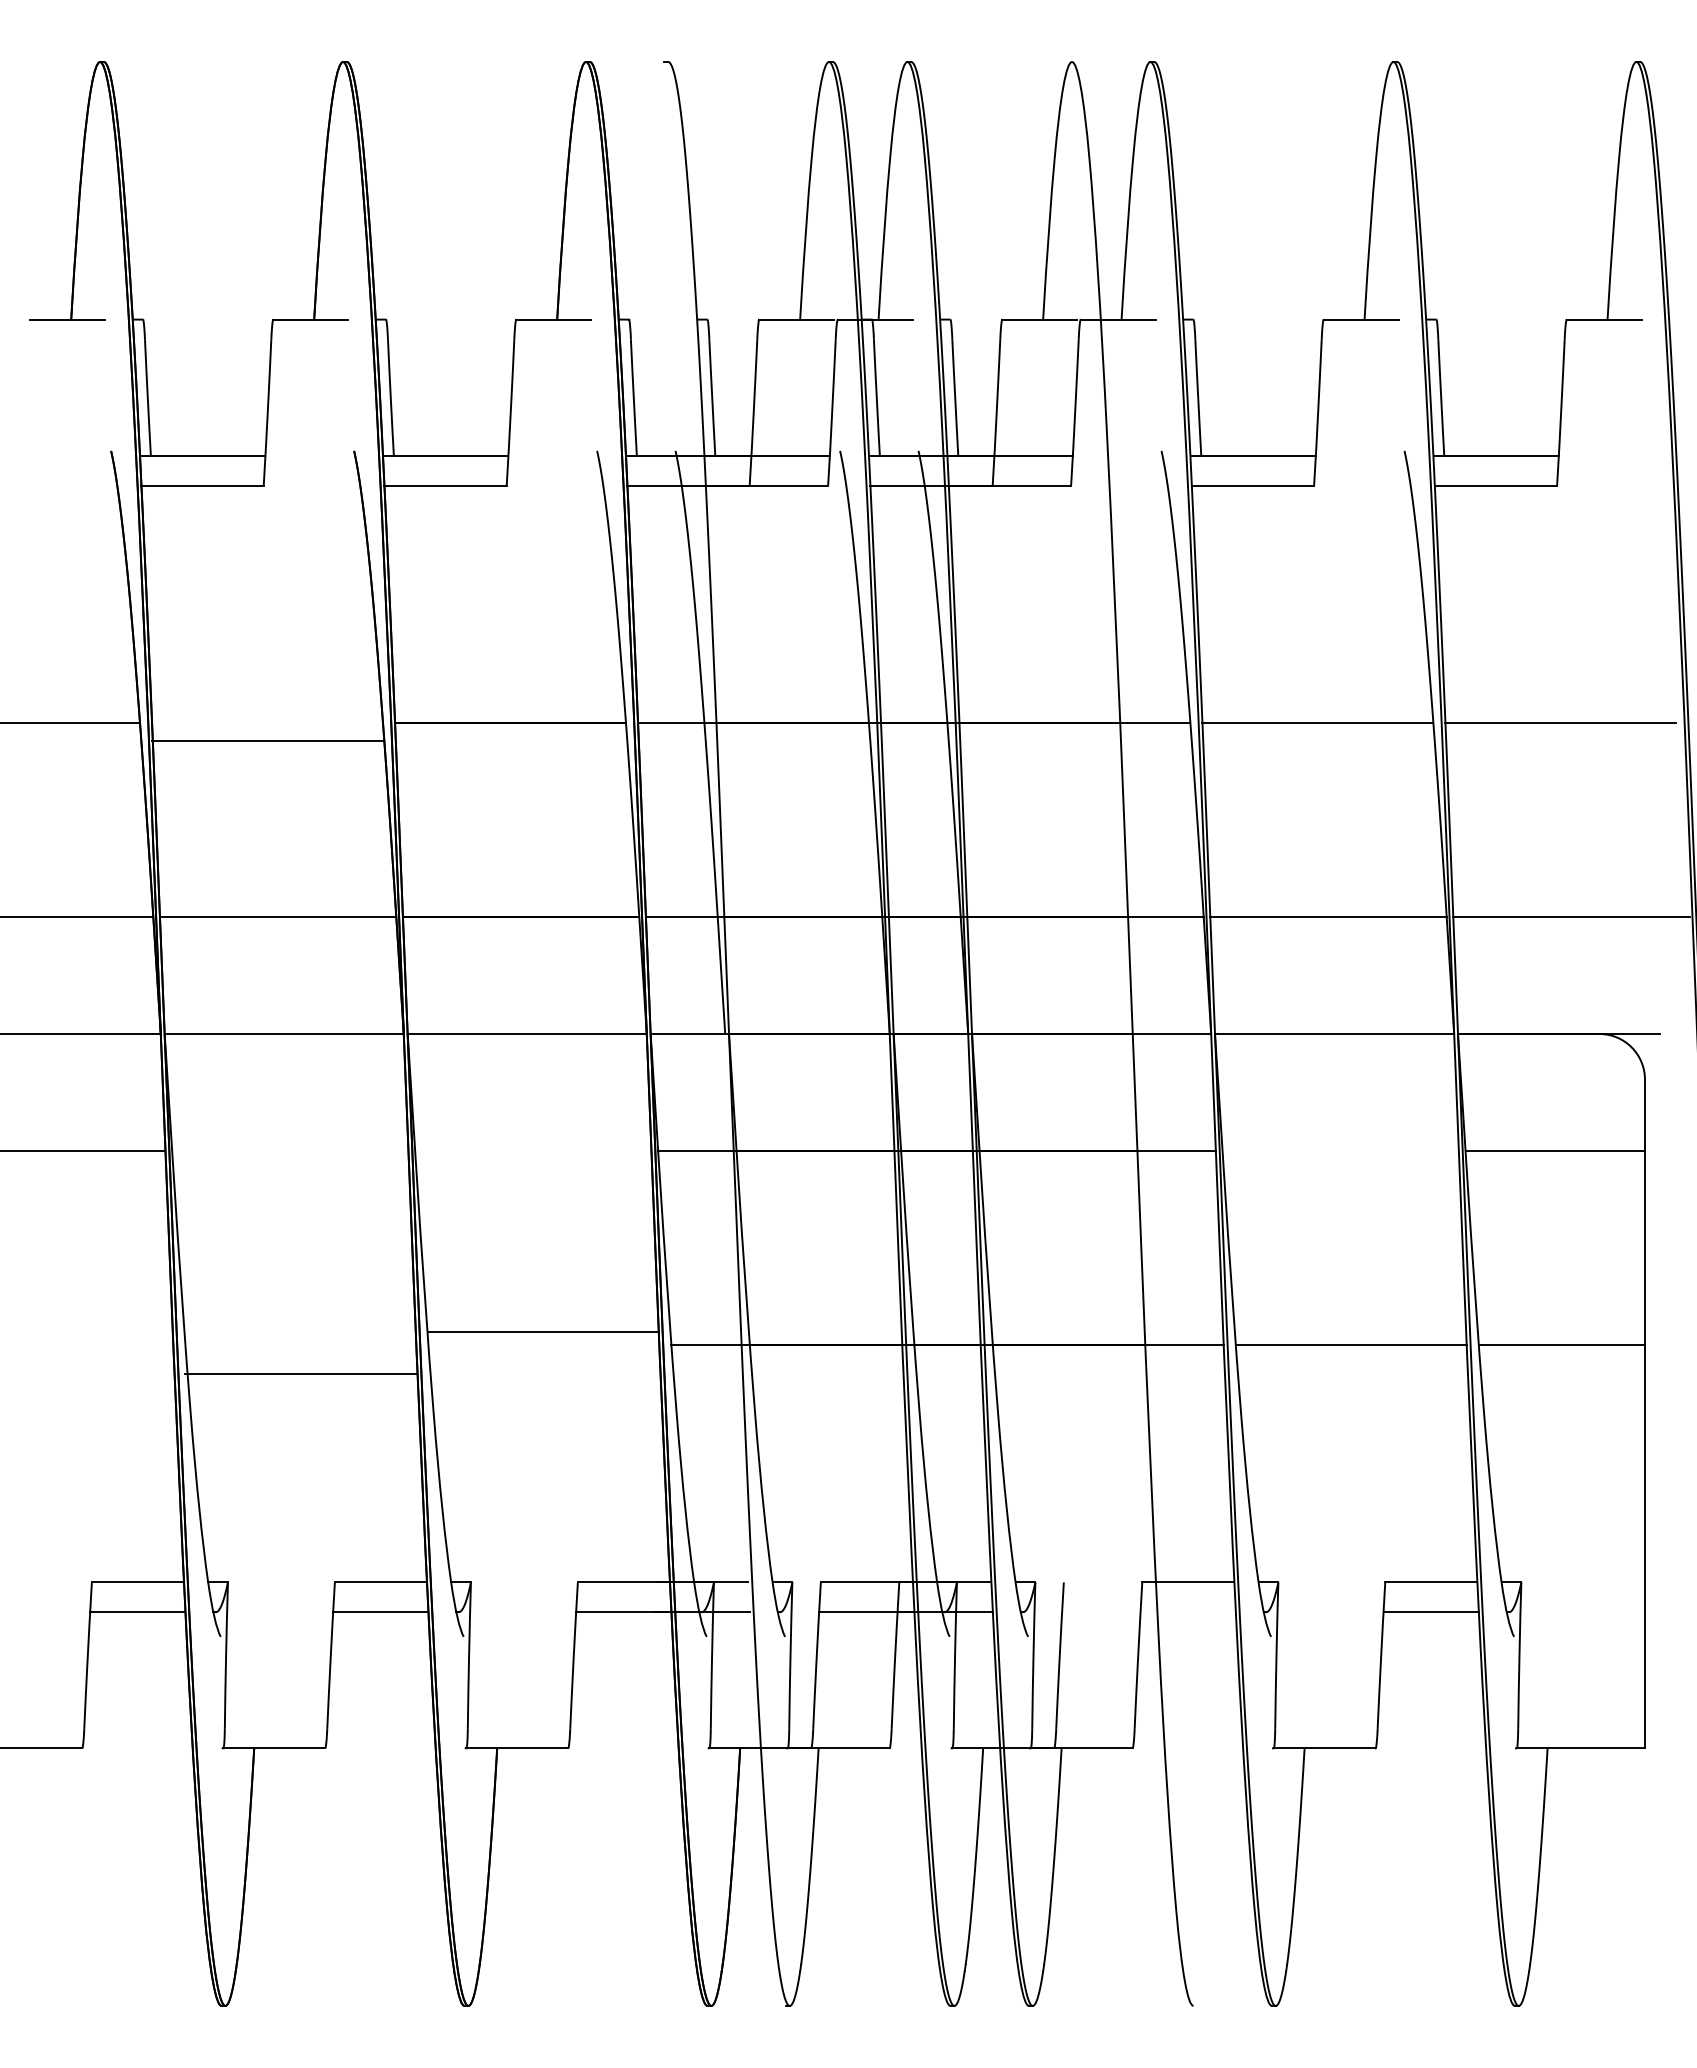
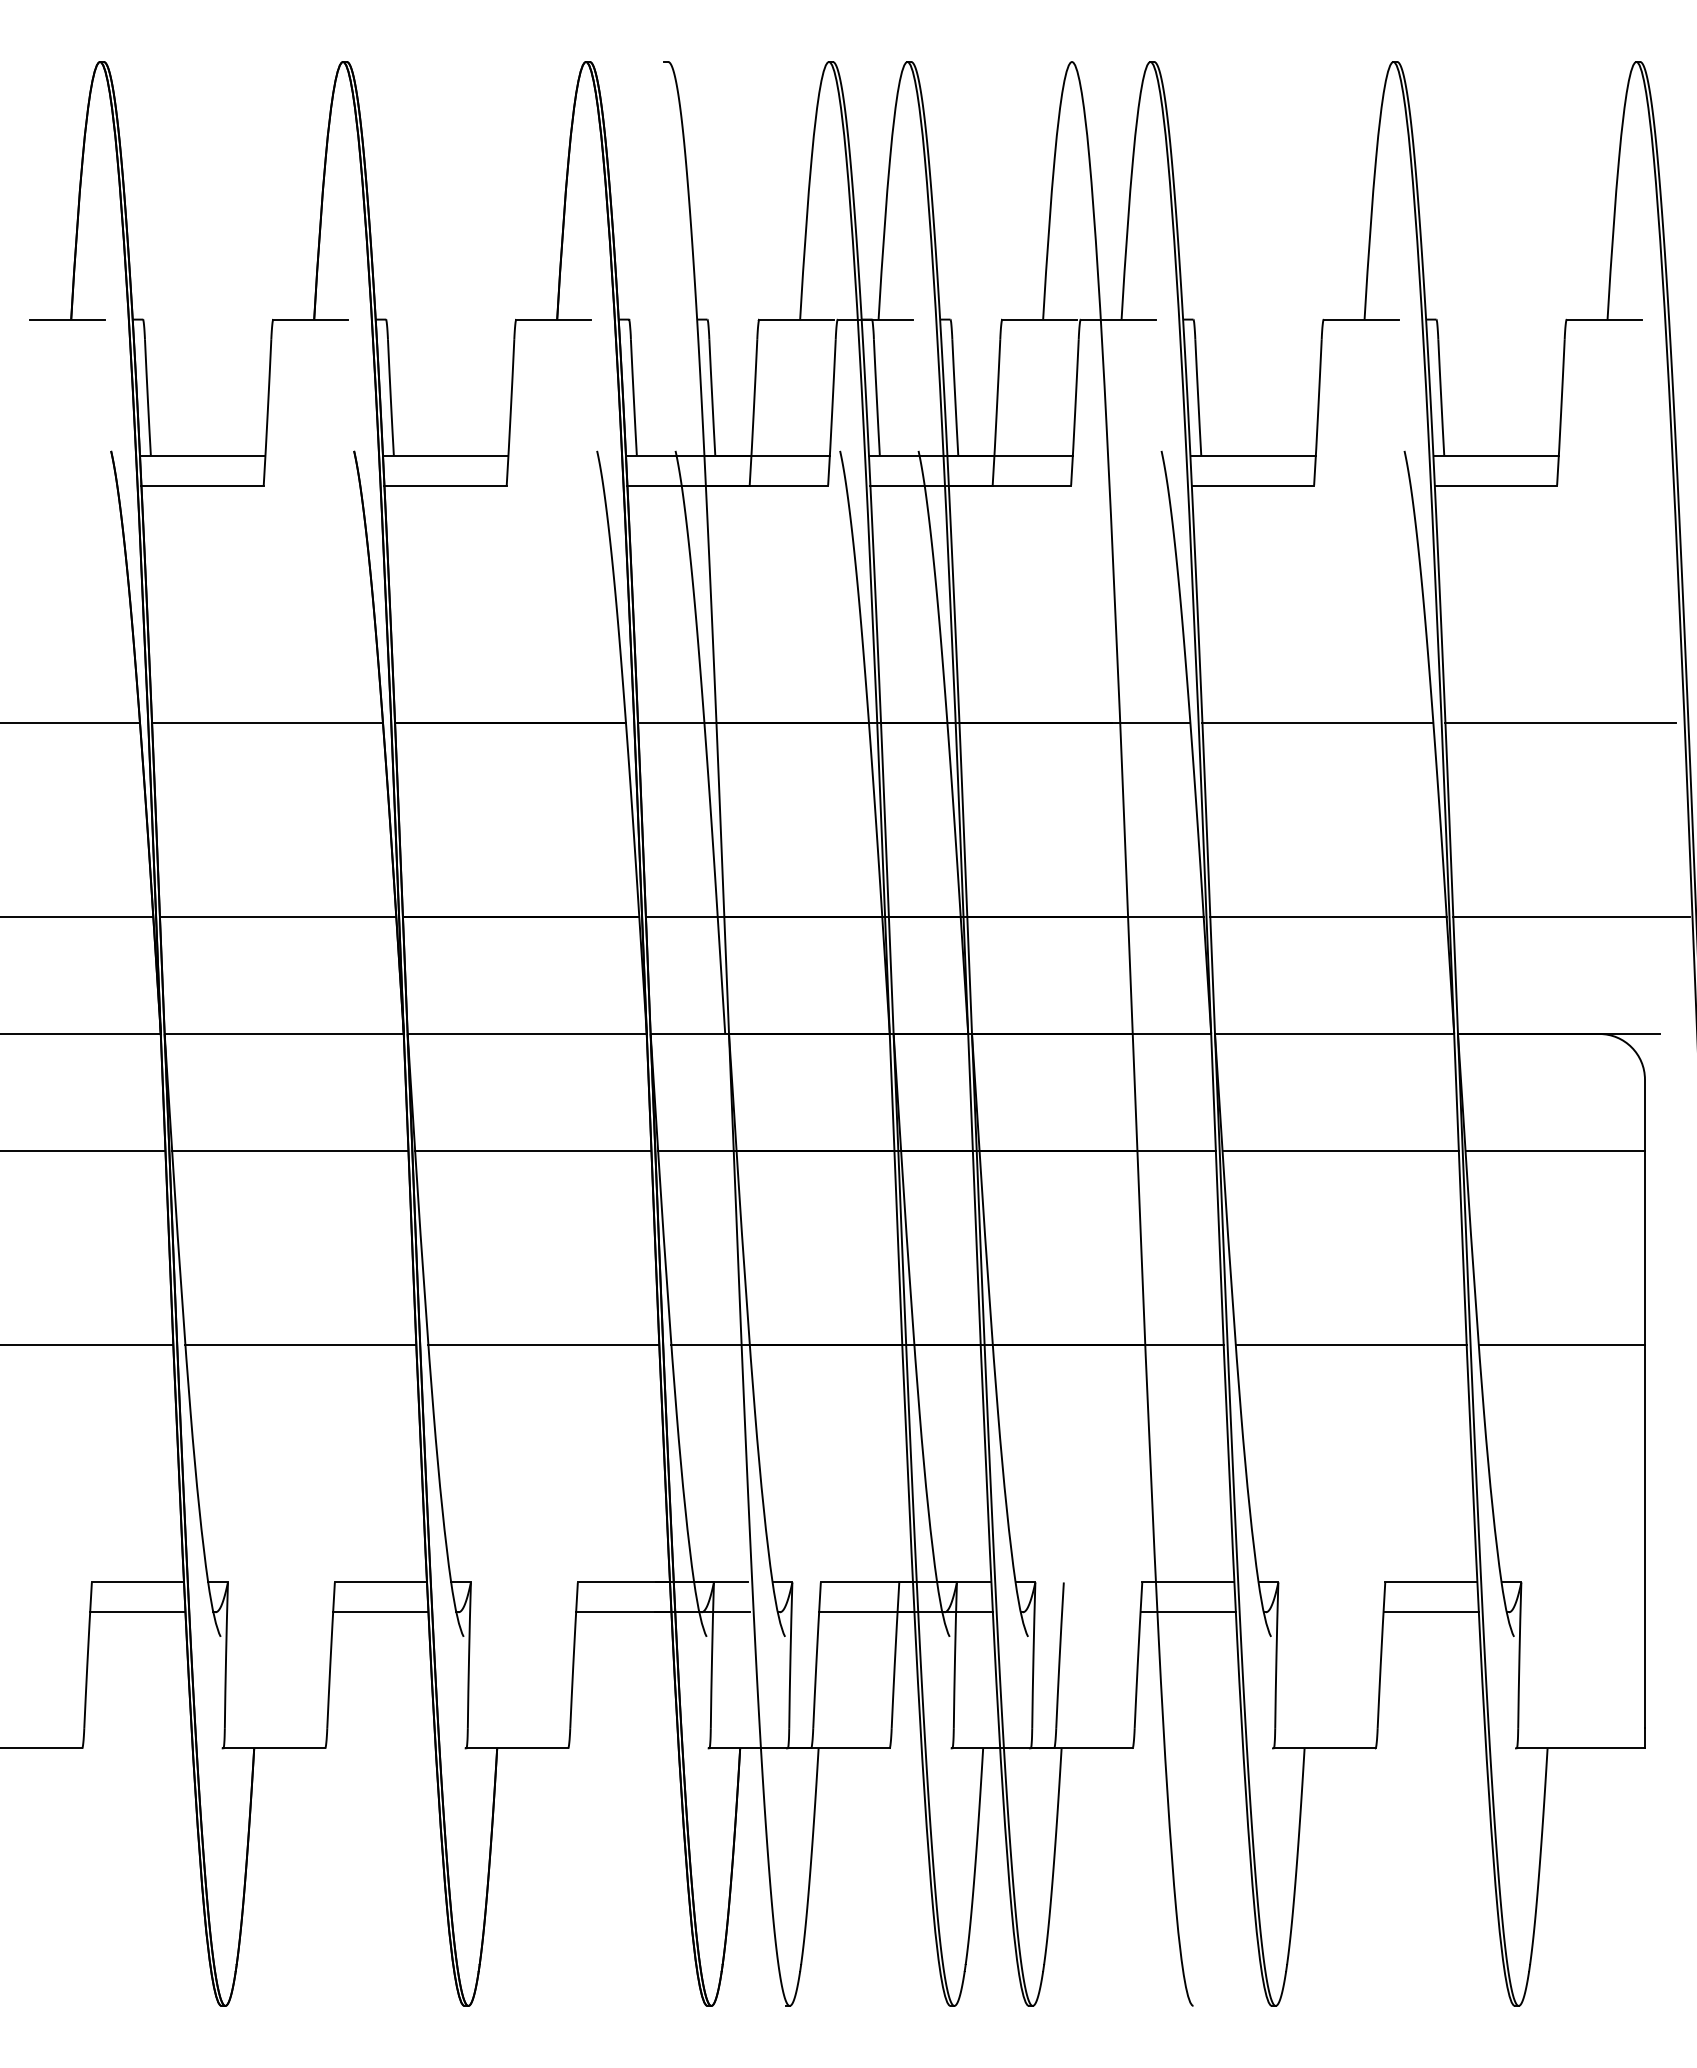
line position: (267, 740) -> (267, 722) (267, 722)
line: none -> present (290, 1150)
line: none -> present (533, 1150)
line: none -> present (1340, 1150)
line position: (543, 1332) -> (543, 1345) (543, 1345)
line: none -> present (87, 1345)
line position: (300, 1374) -> (300, 1345) (300, 1345)
line: none -> present (1187, 1612)
